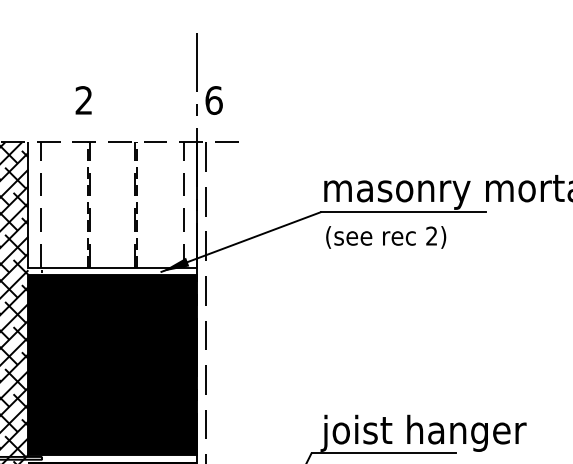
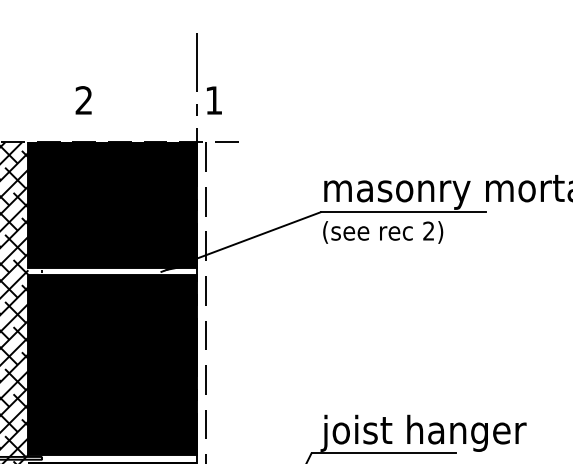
text: 6 -> 1 (213, 100)
fill: none -> present (112, 204)
text position: (386, 237) -> (383, 232) (383, 232)
